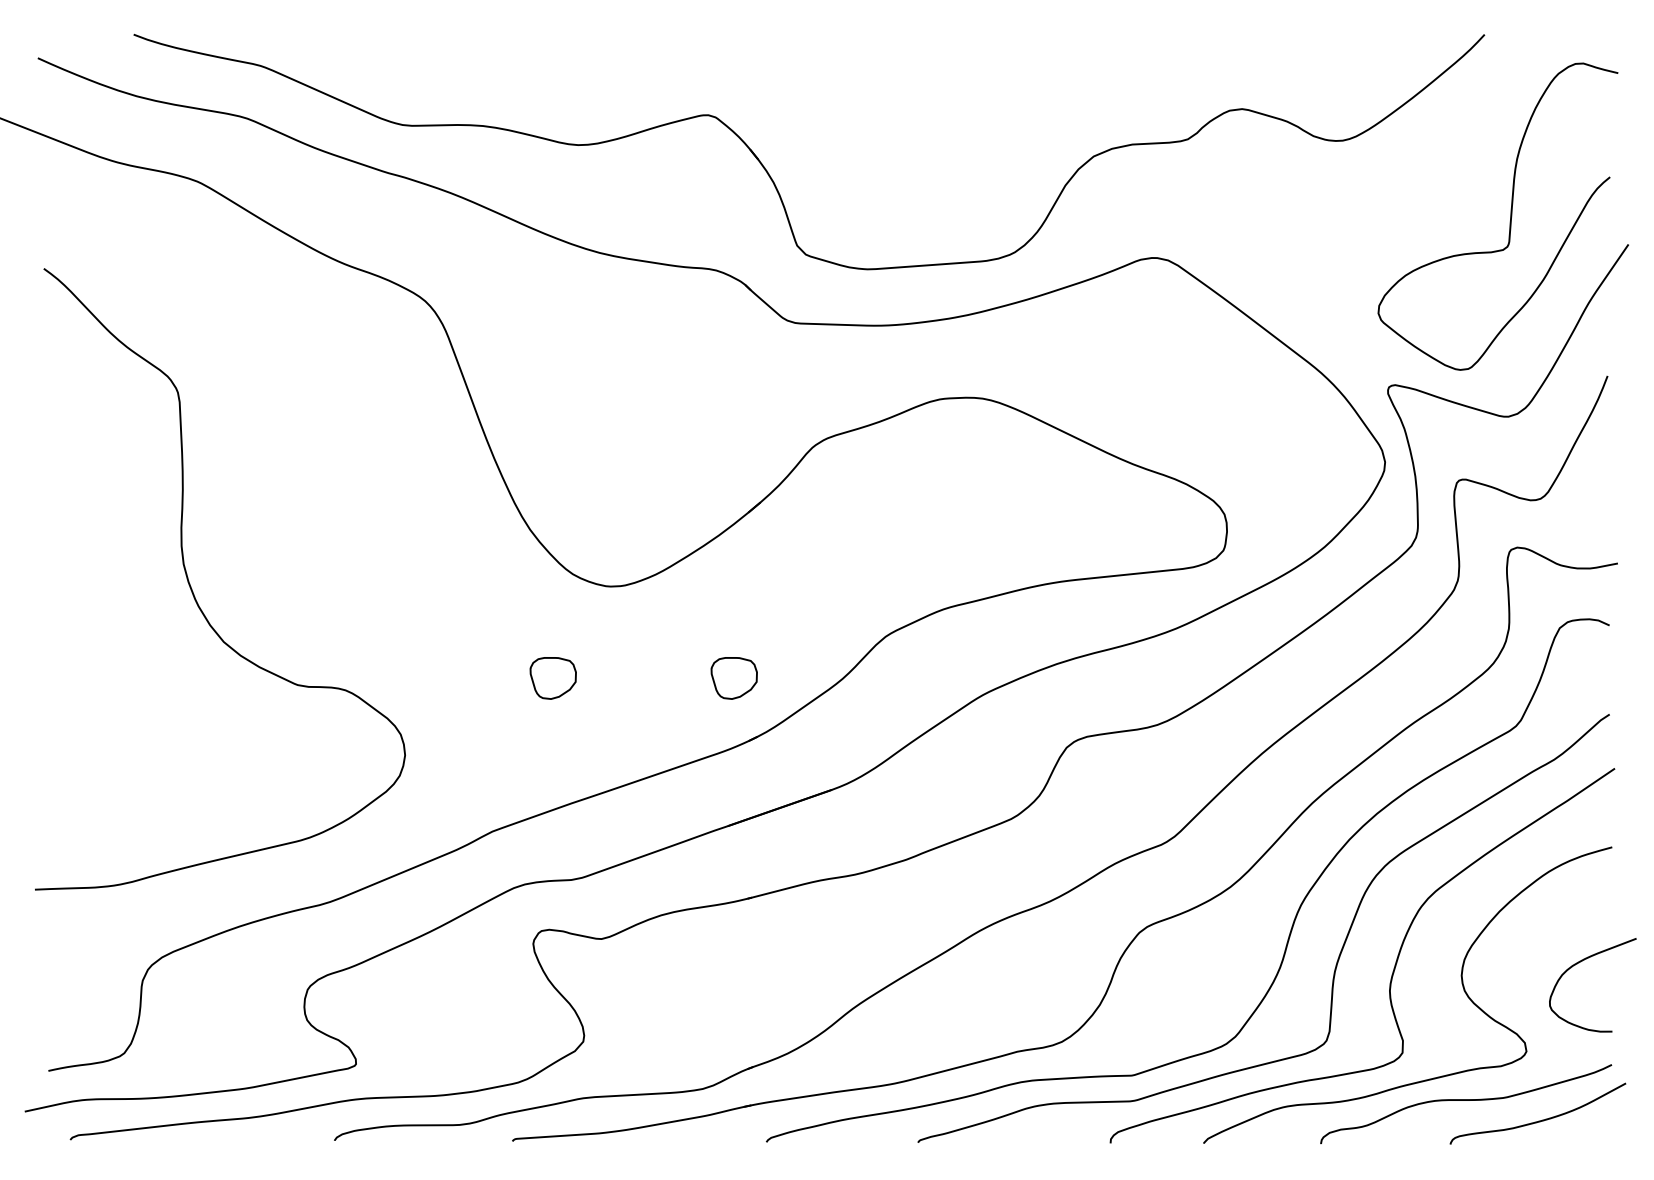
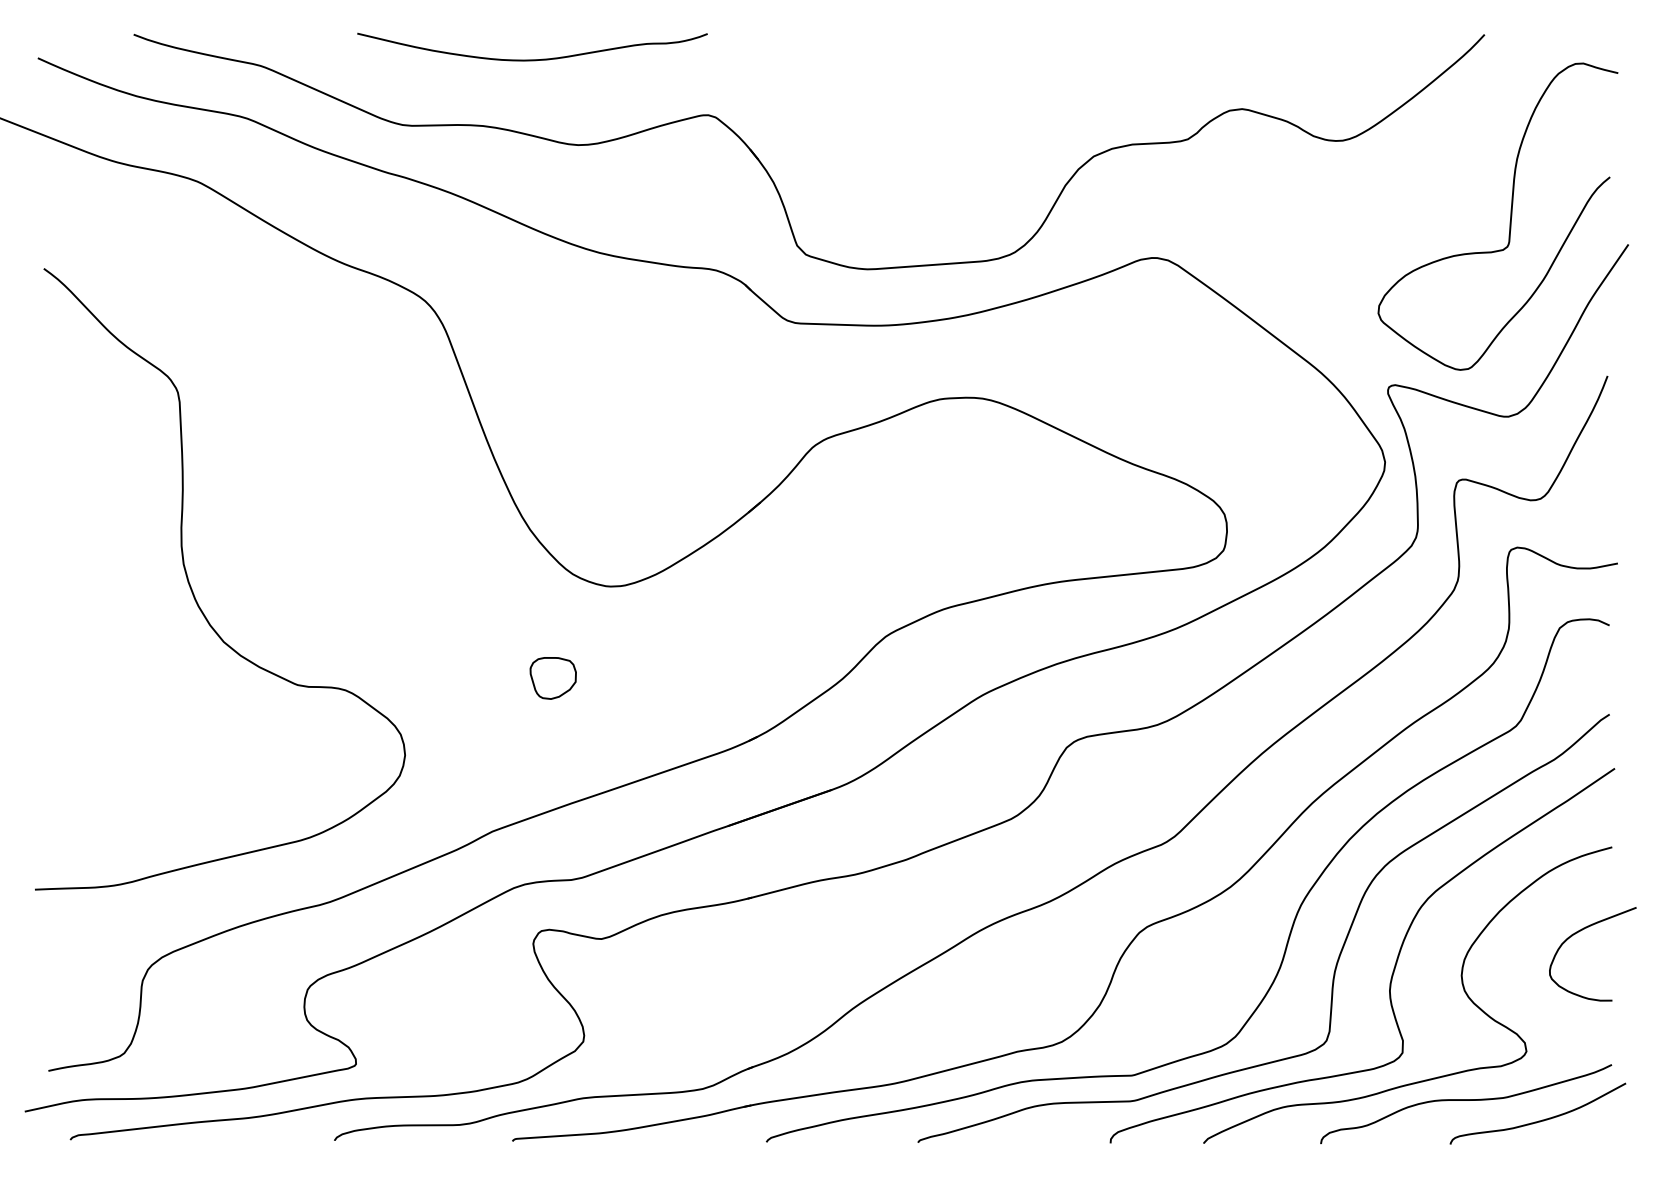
curve: none -> present (532, 59)
part: present -> none (733, 678)
curve position: (1579, 963) -> (1579, 932) (1579, 932)
